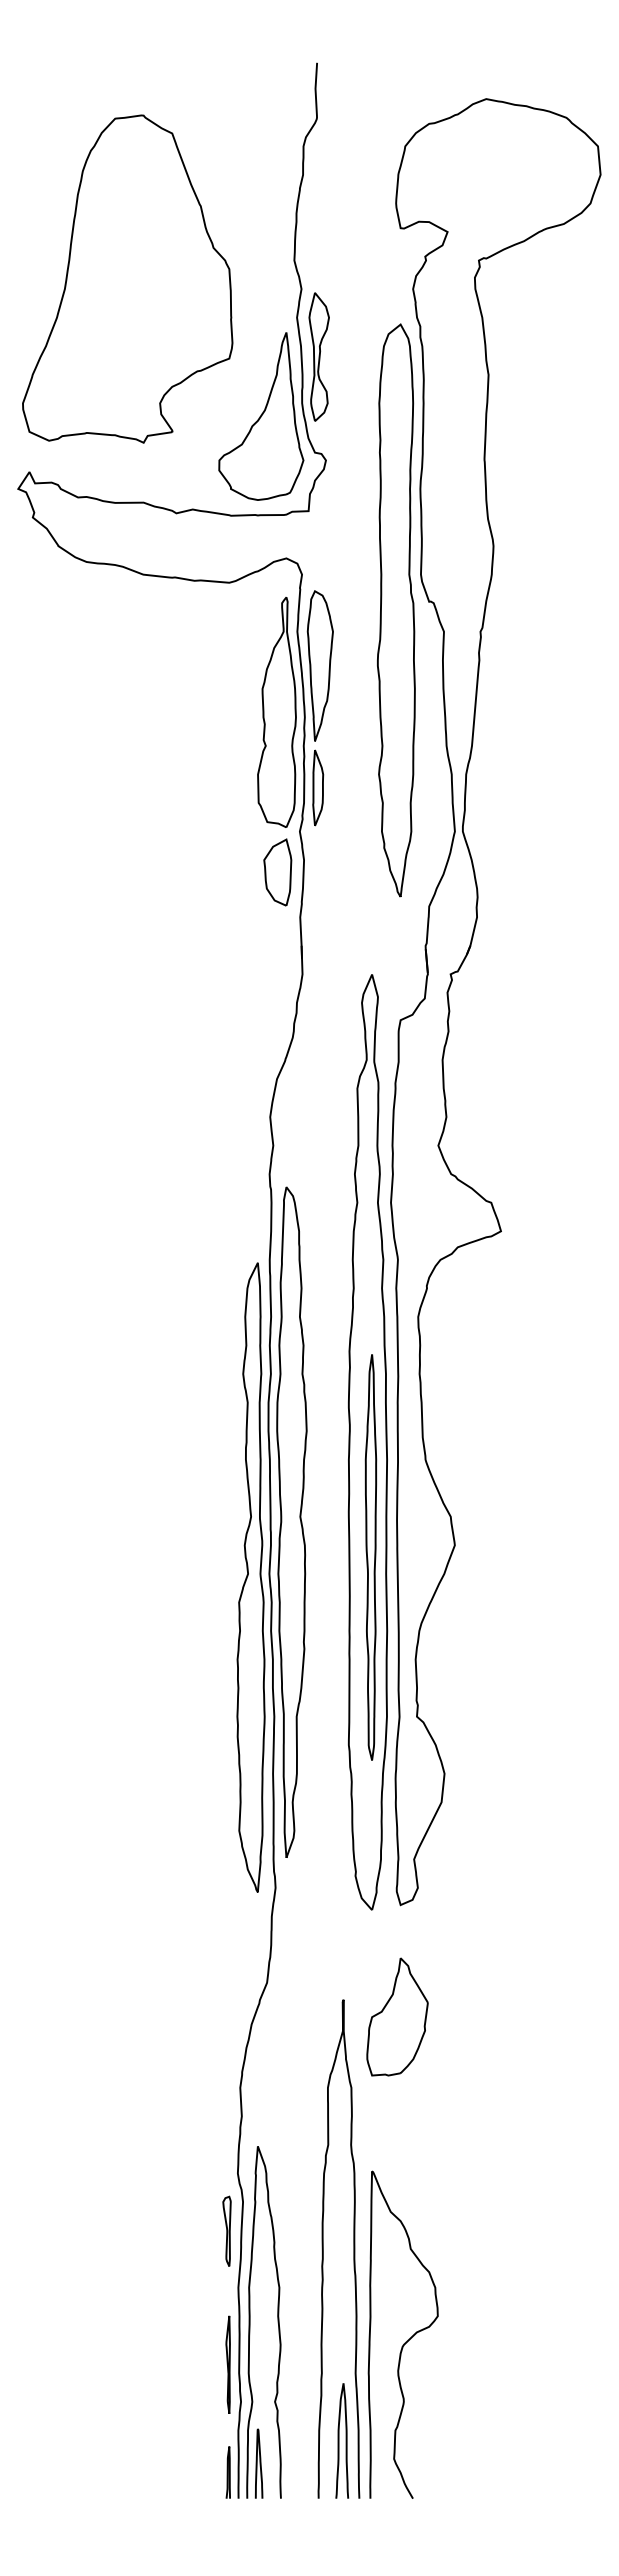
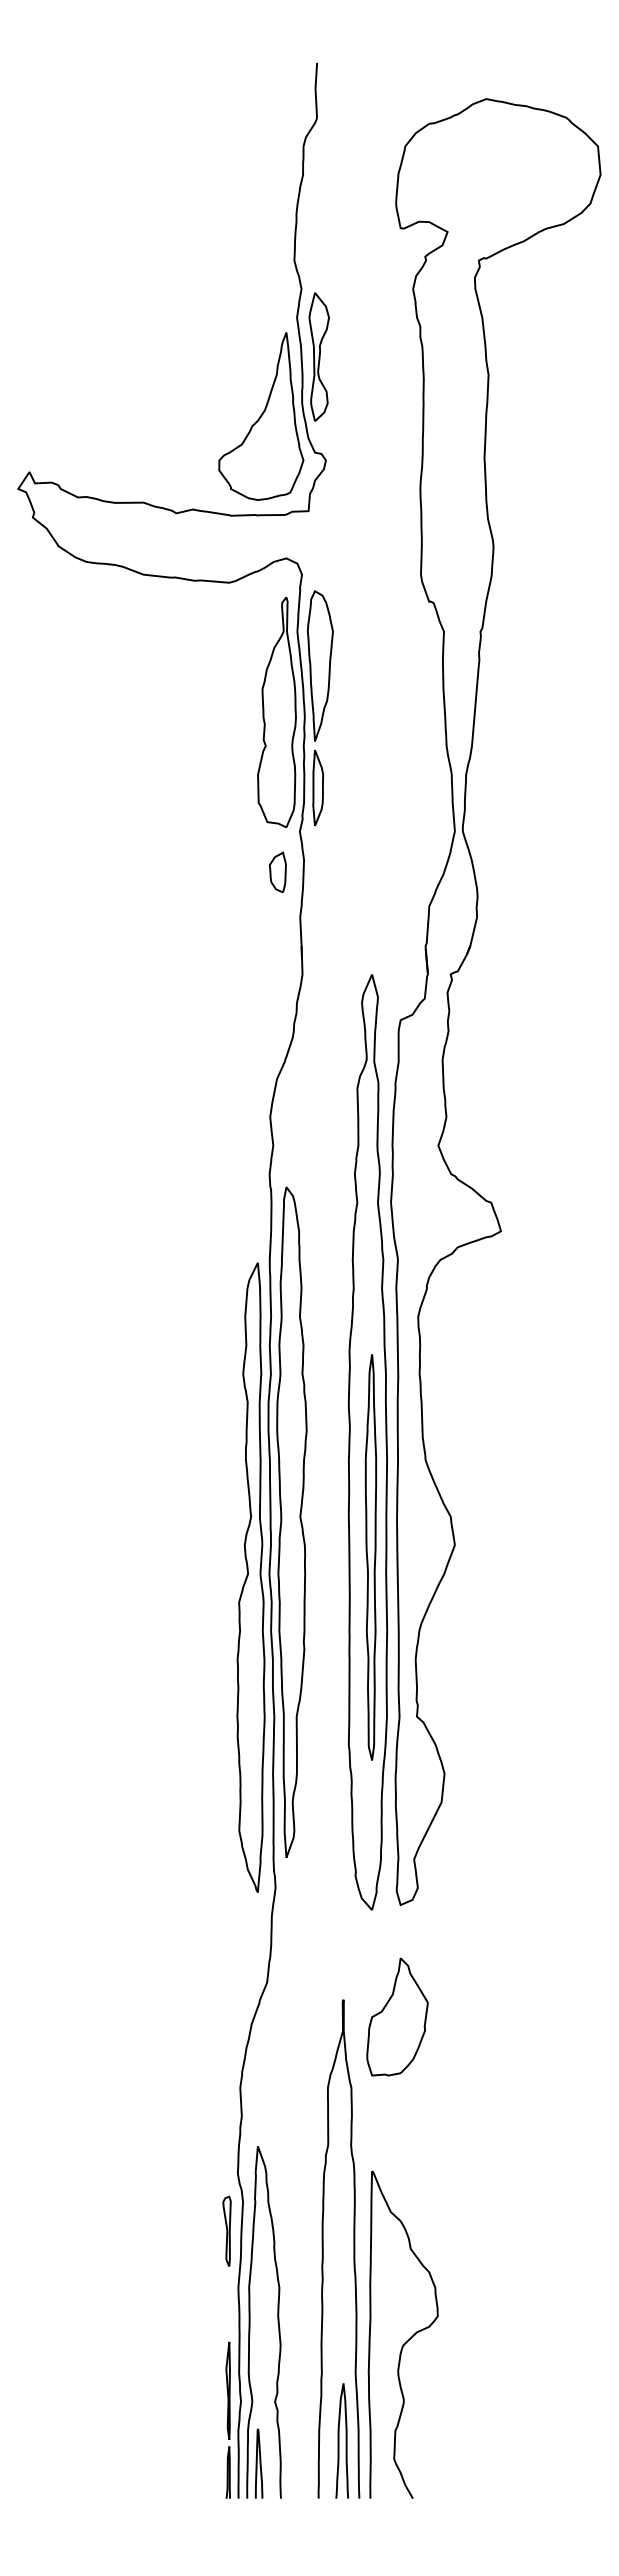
part: present -> none (127, 278)
part: present -> none (396, 610)
part size: 30x69 px -> 19x43 px (277, 872)
part position: (227, 2364) -> (227, 2390) (227, 2390)
